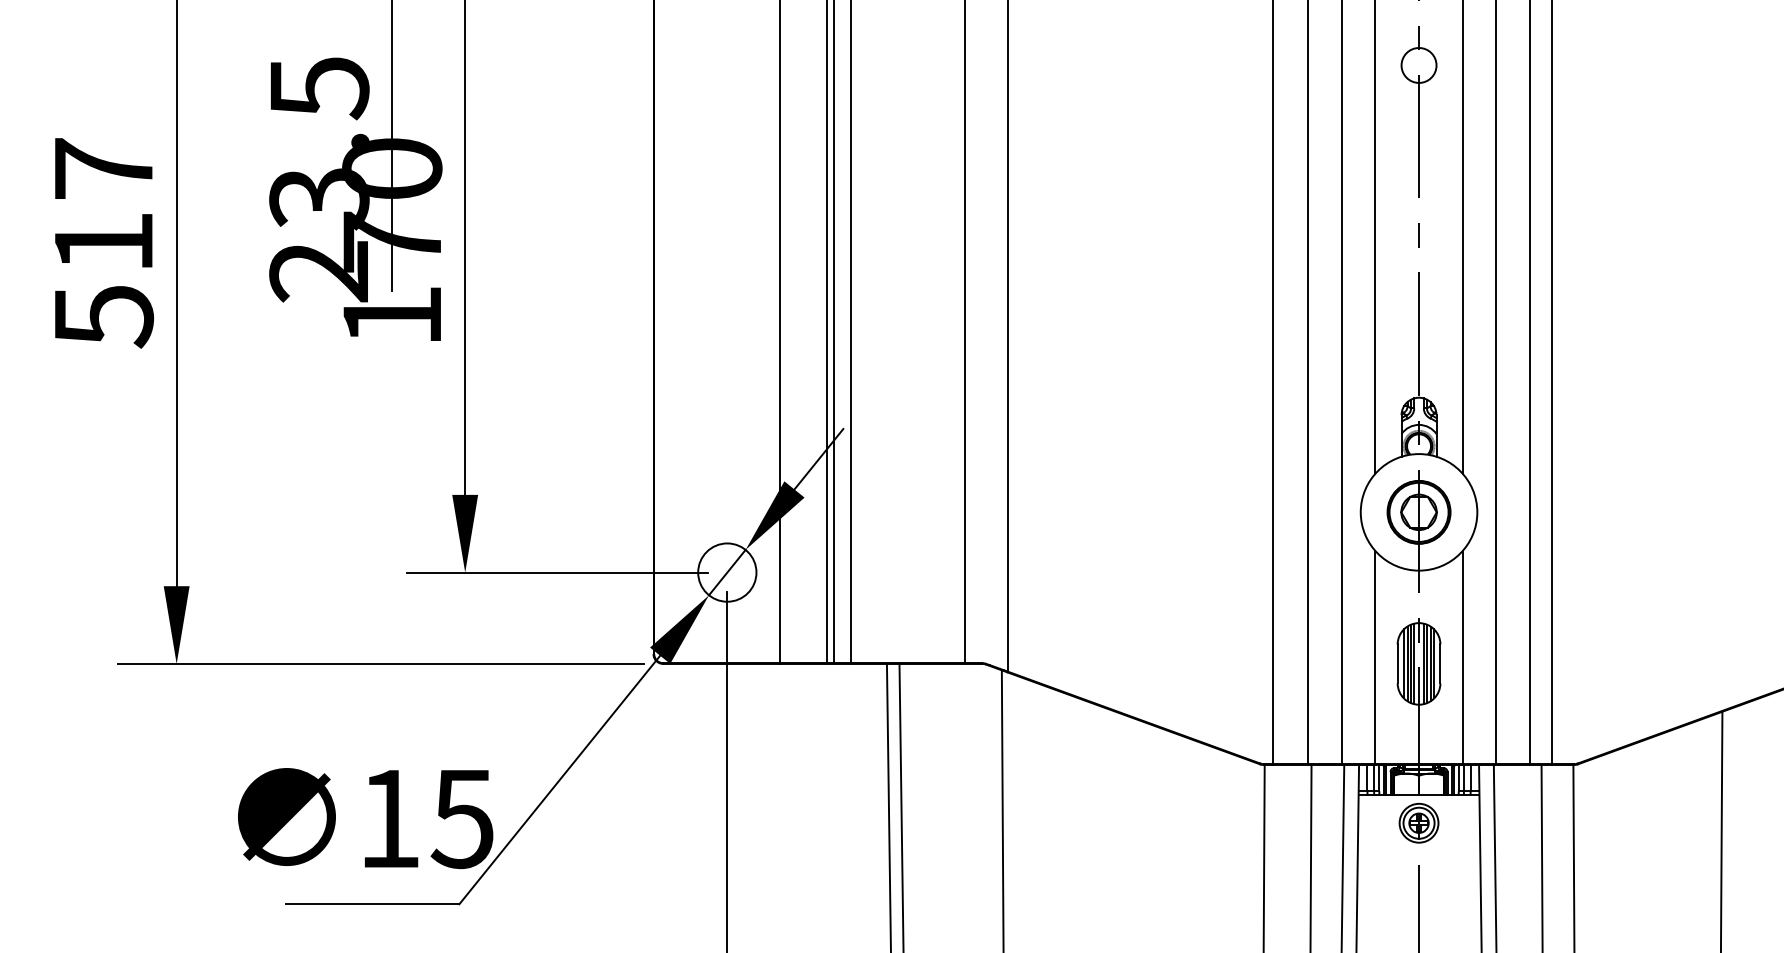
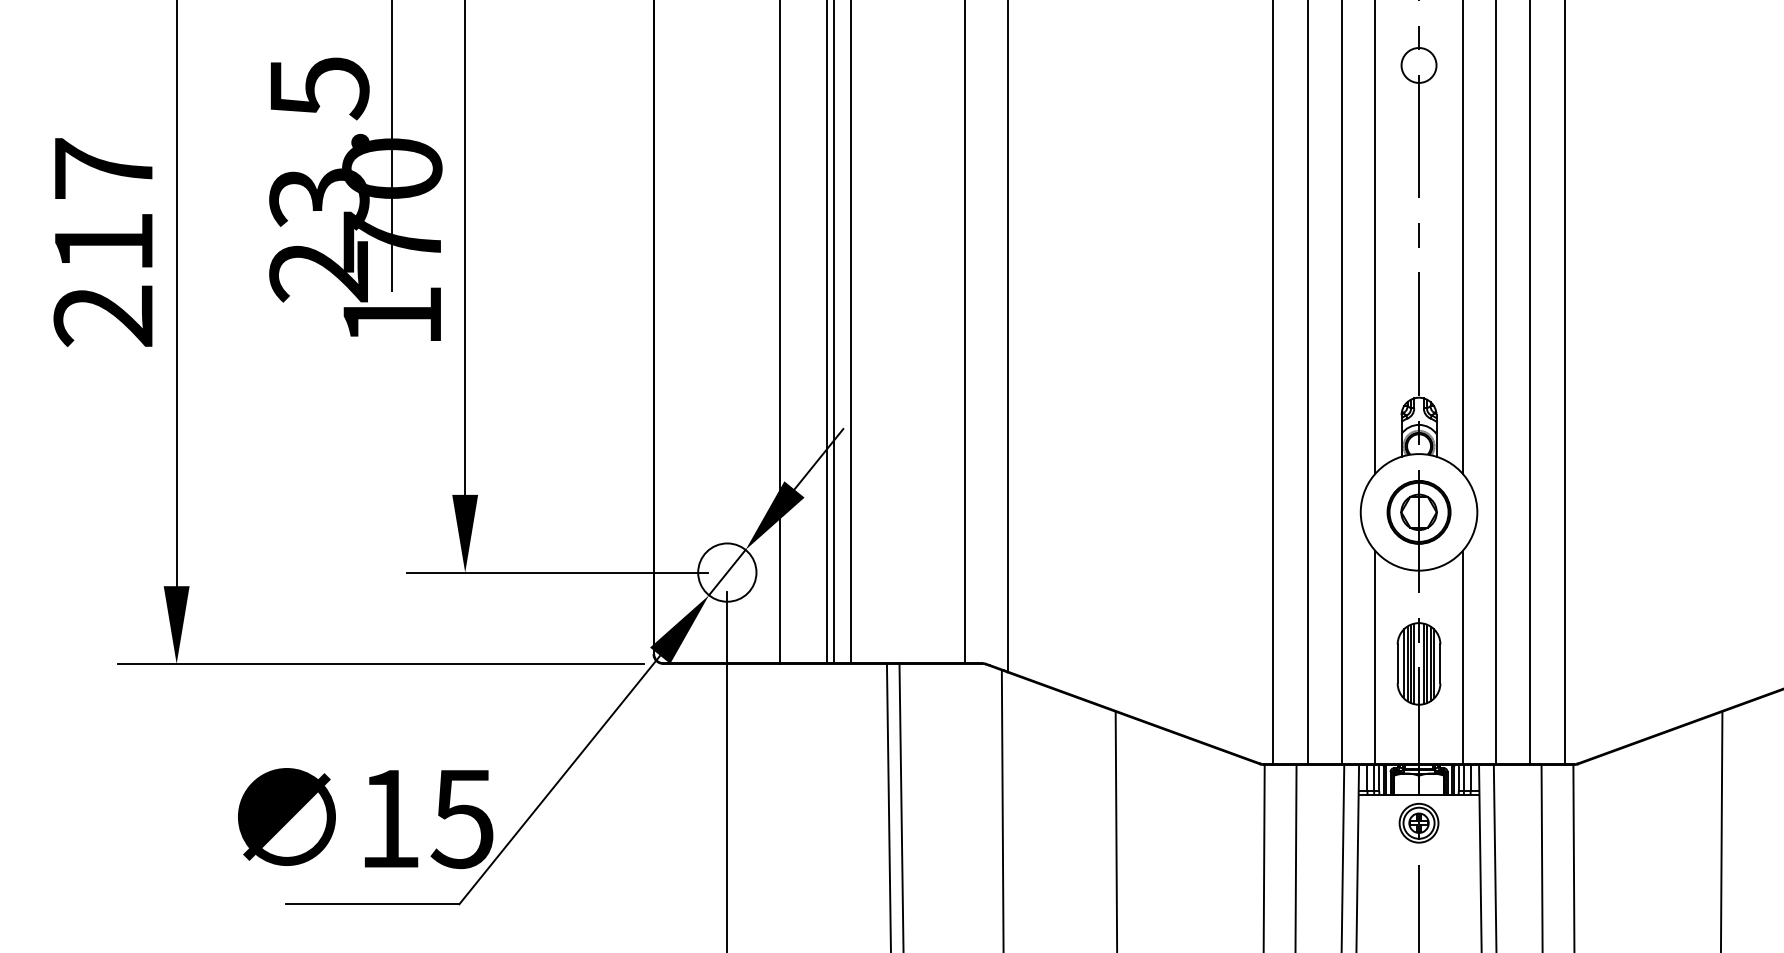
text: 517 -> 217 (103, 316)
line position: (1552, 383) -> (1565, 383) (1565, 383)
line: none -> present (1116, 830)
line position: (1310, 856) -> (1295, 856) (1295, 856)
